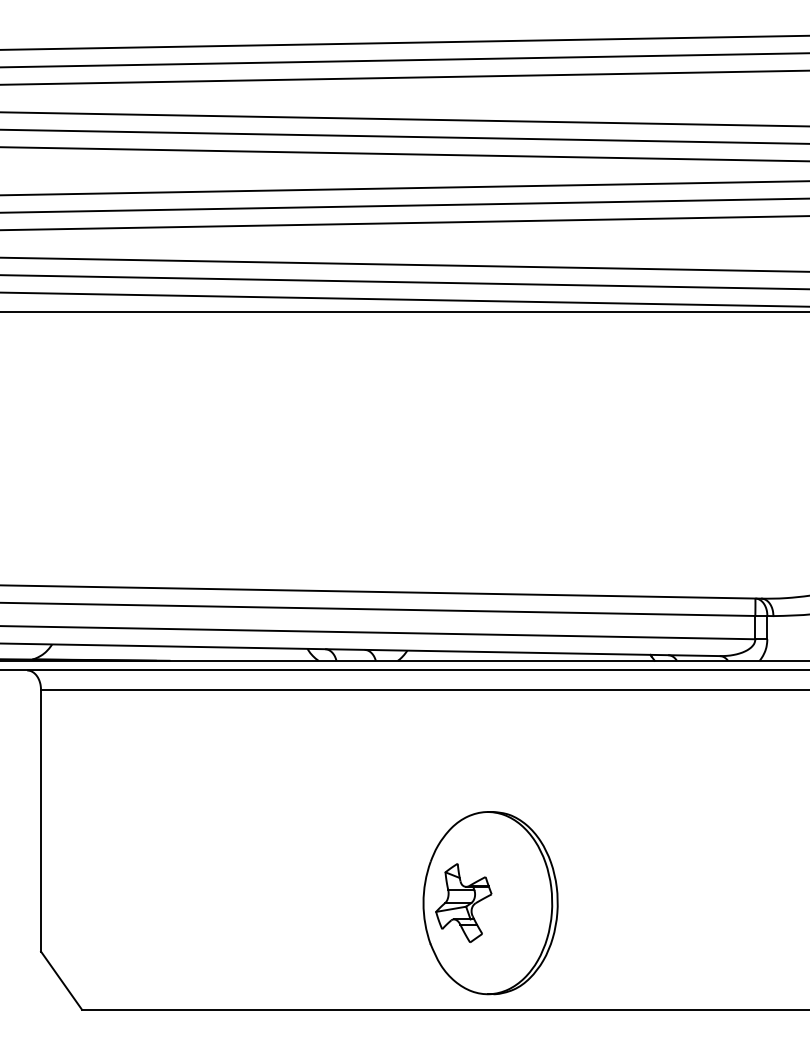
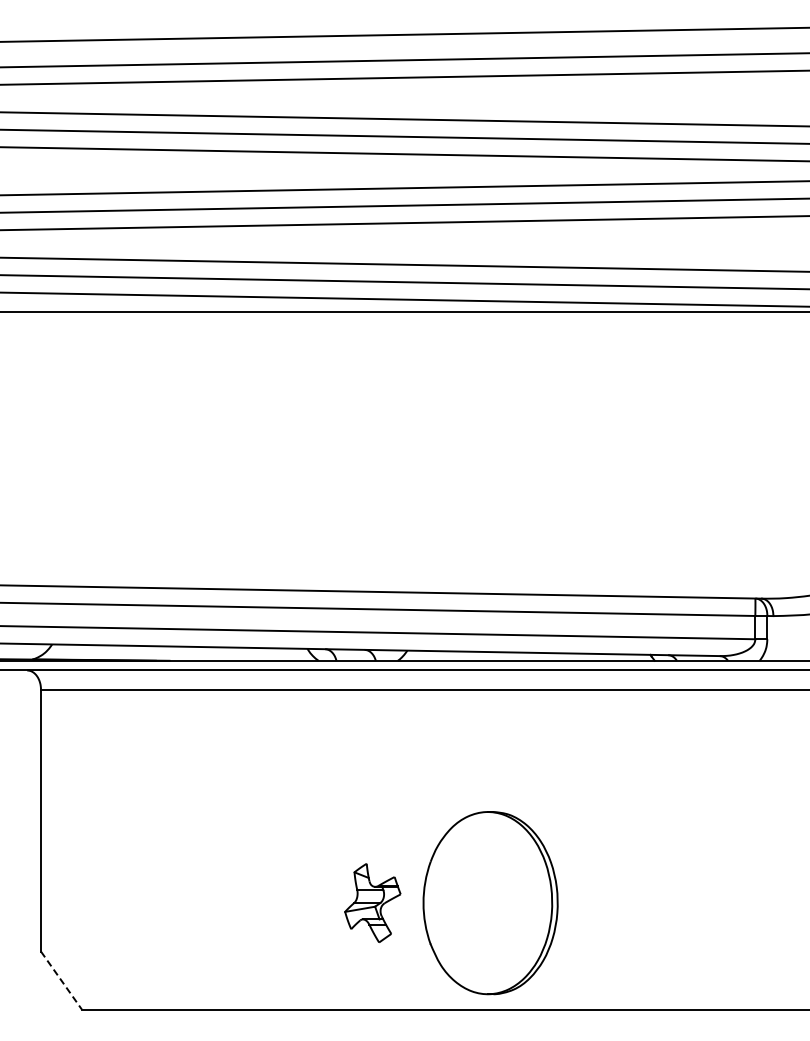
line position: (404, 42) -> (404, 34) (404, 34)
part position: (463, 902) -> (372, 902) (372, 902)
line: solid -> dashed (61, 980)
